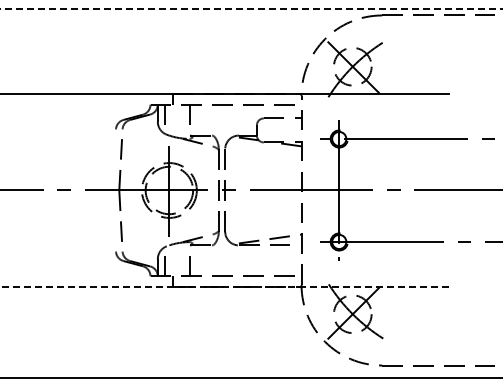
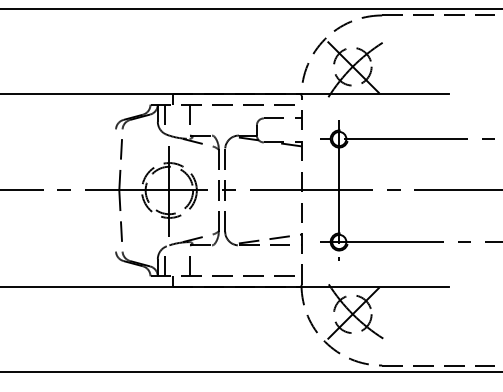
line: dashed -> solid (251, 8)
line: dashed -> solid (224, 286)
line position: (250, 378) -> (250, 372) (250, 372)
